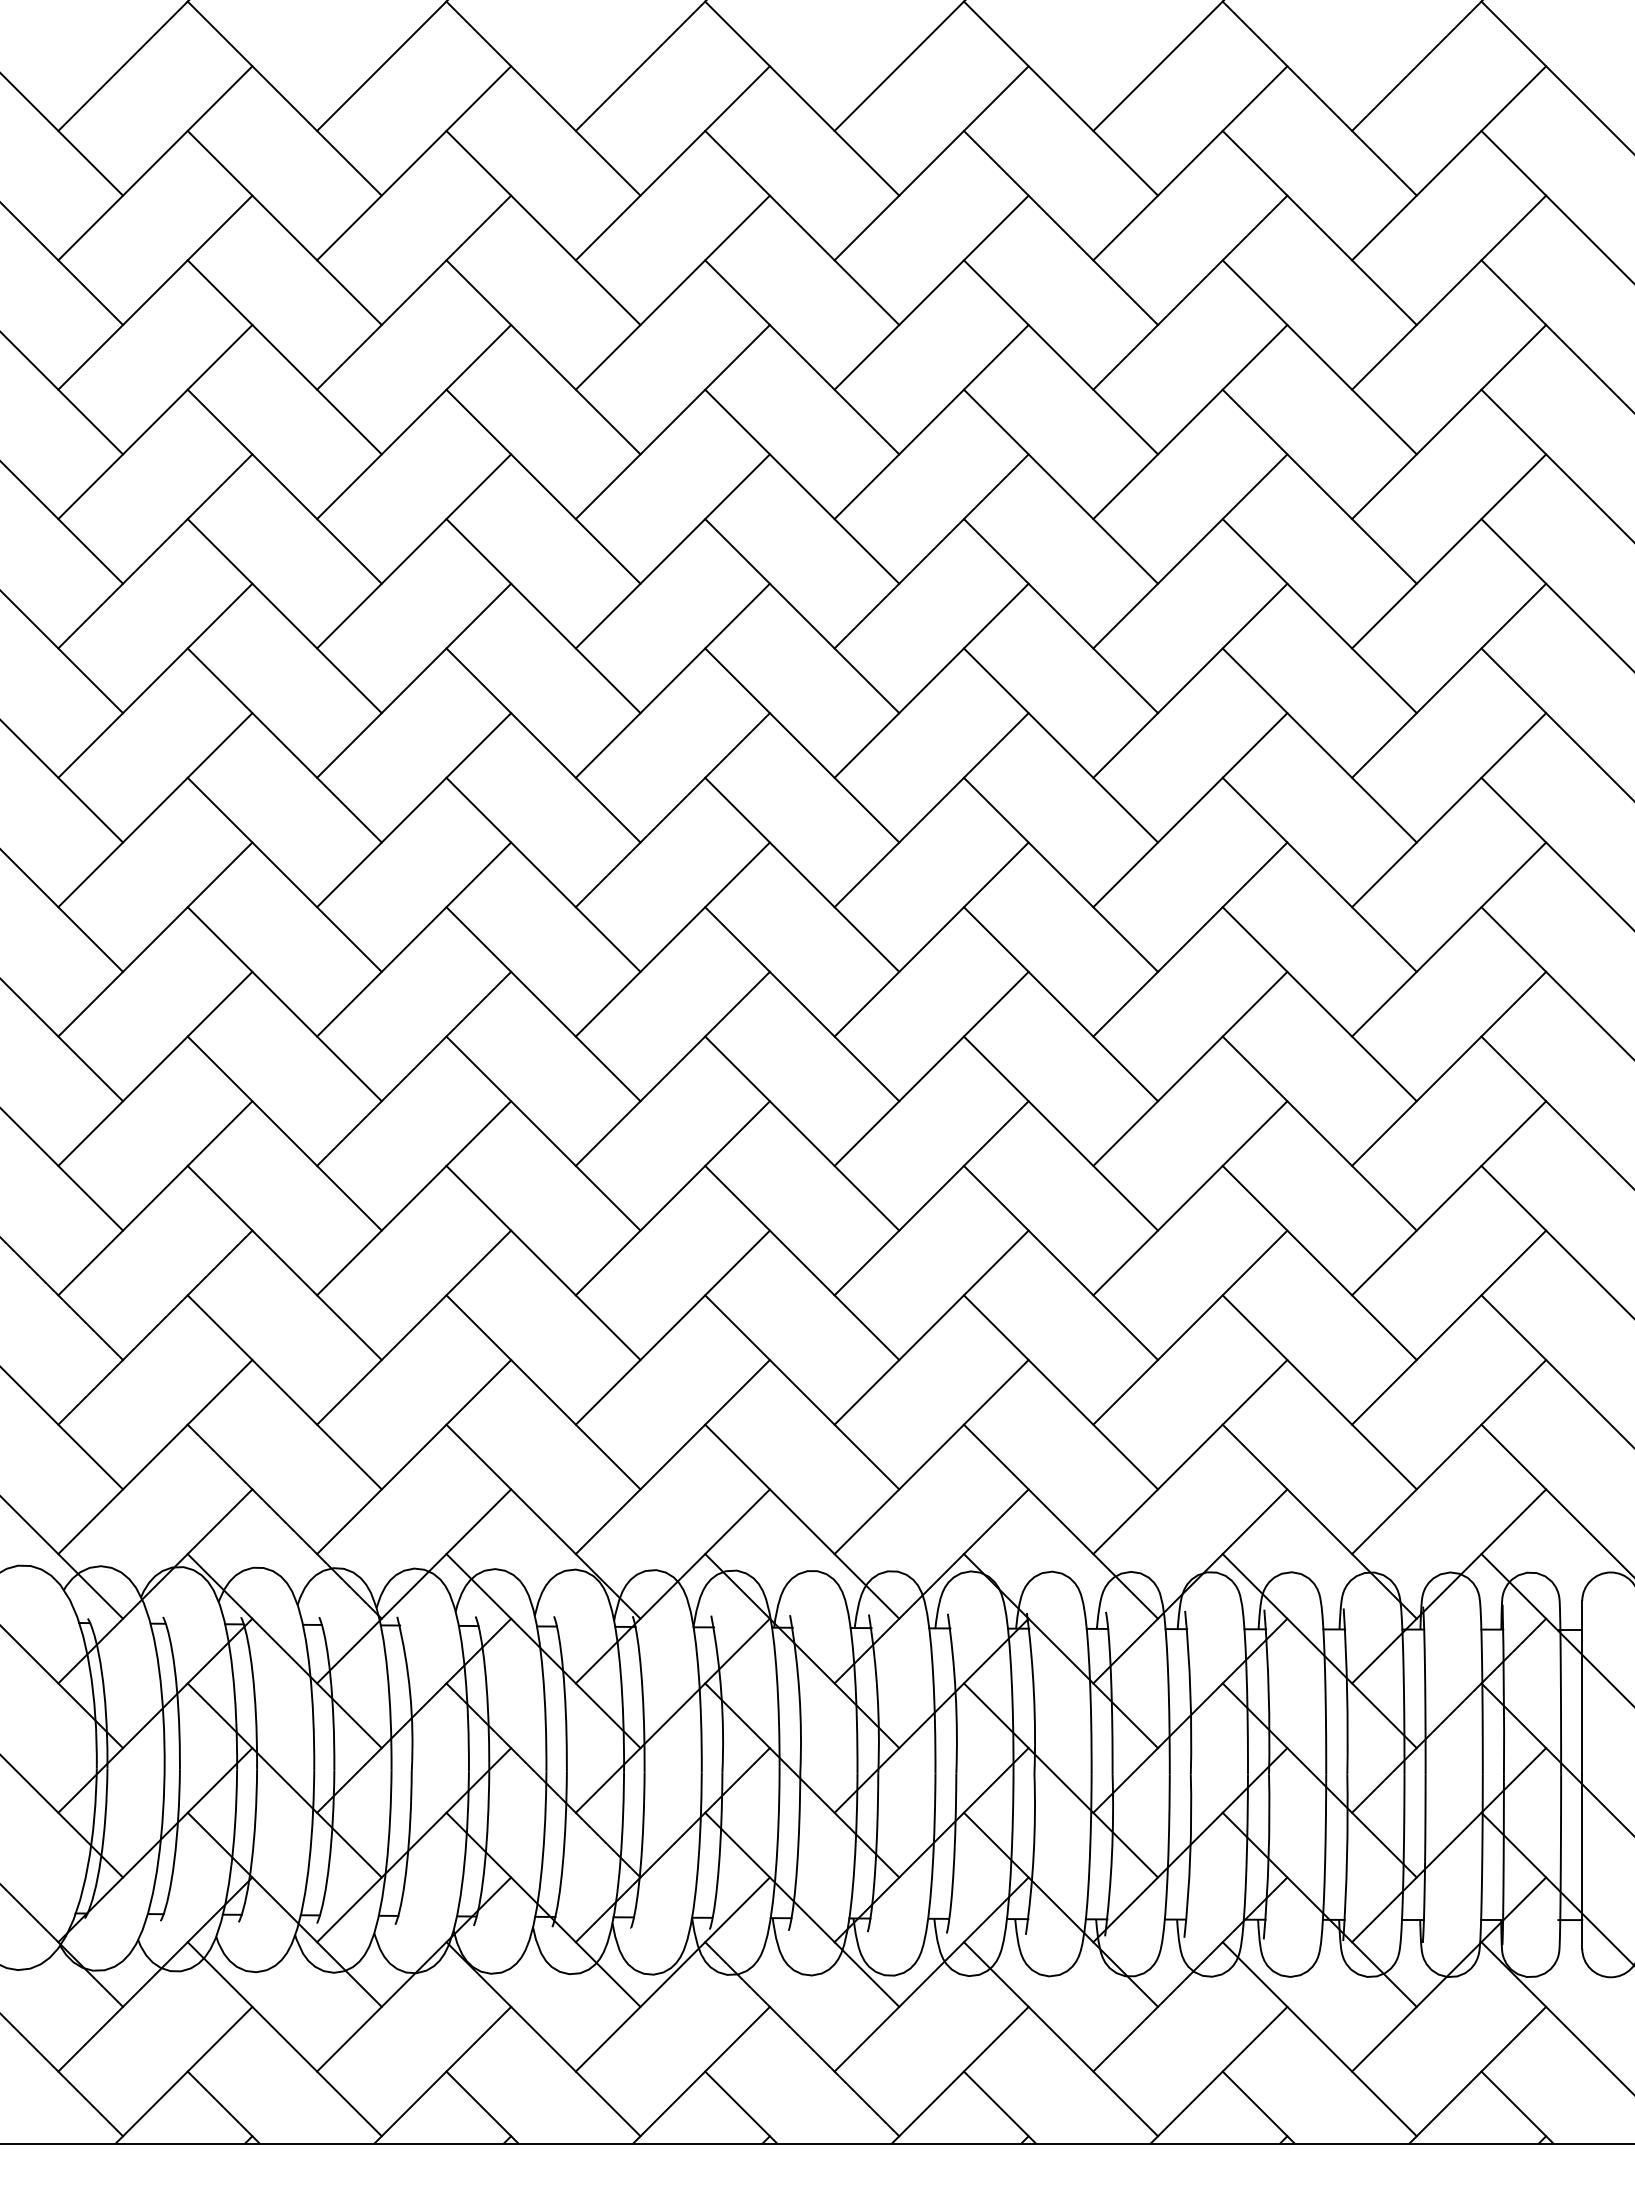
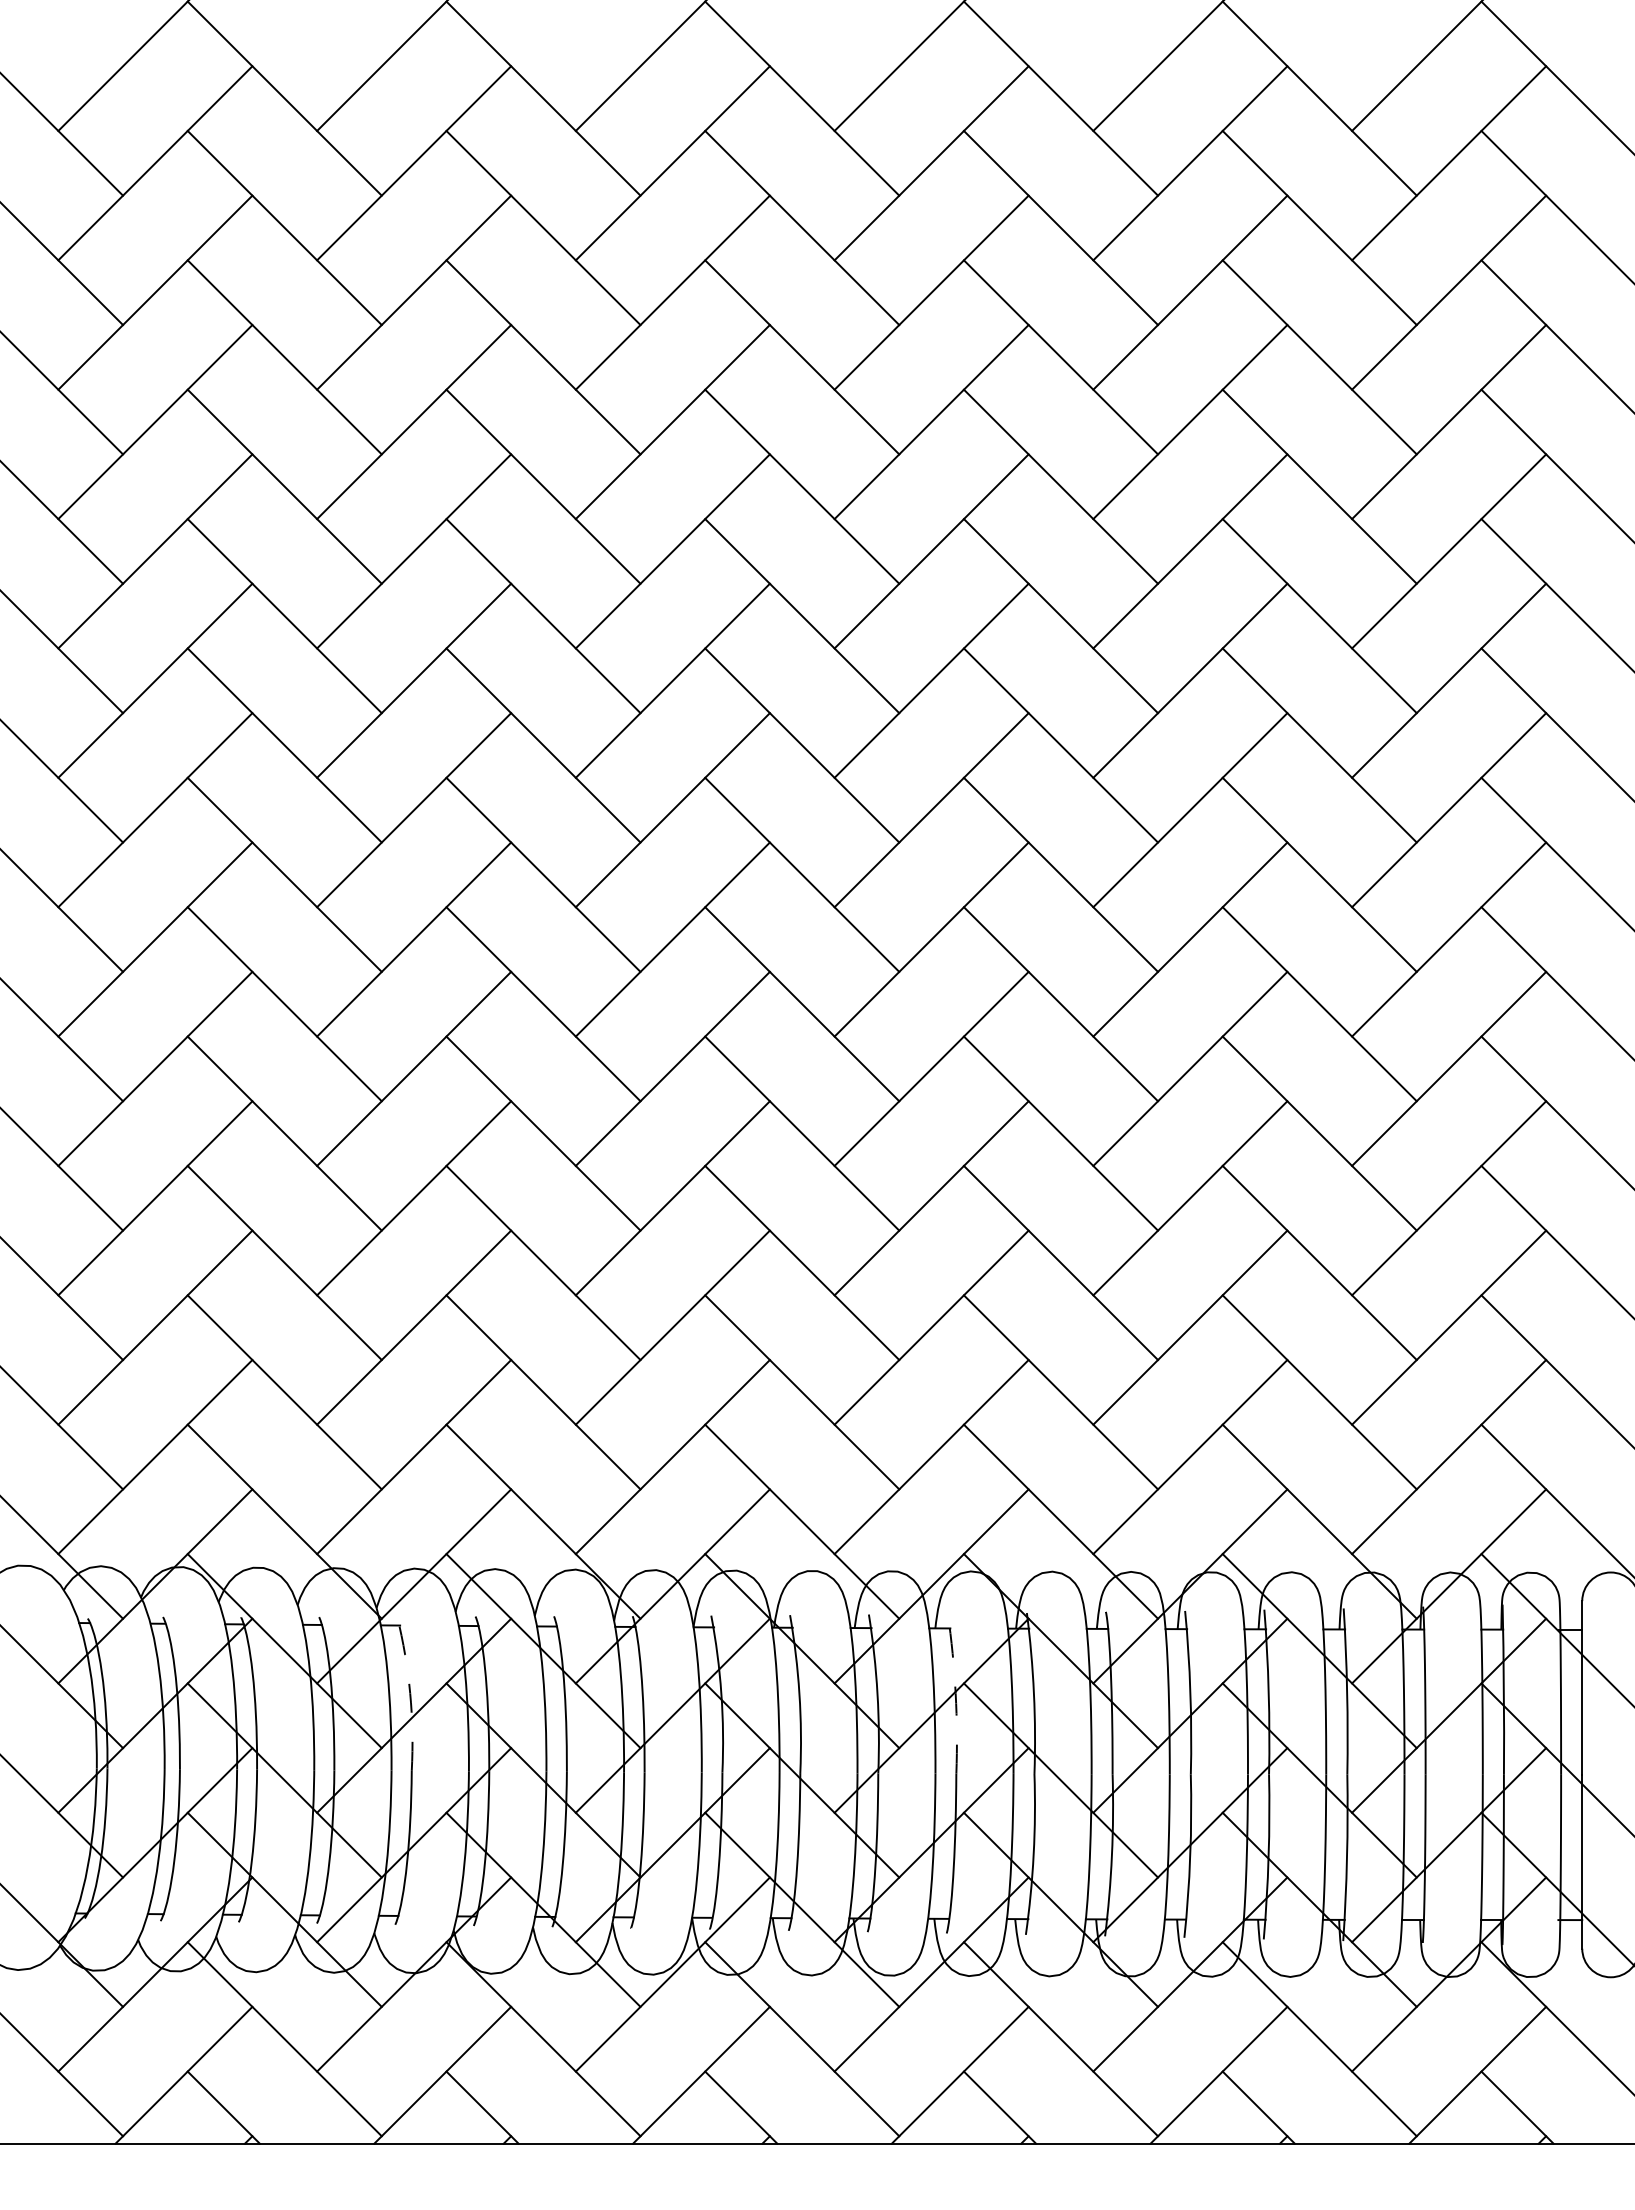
arc: solid -> dashed (410, 1693)
arc: solid -> dashed (955, 1693)
